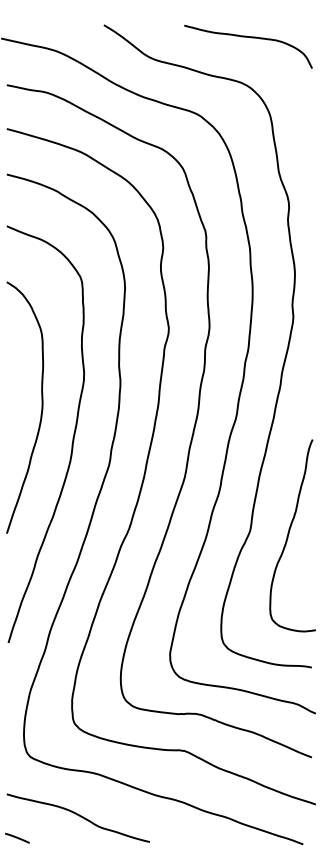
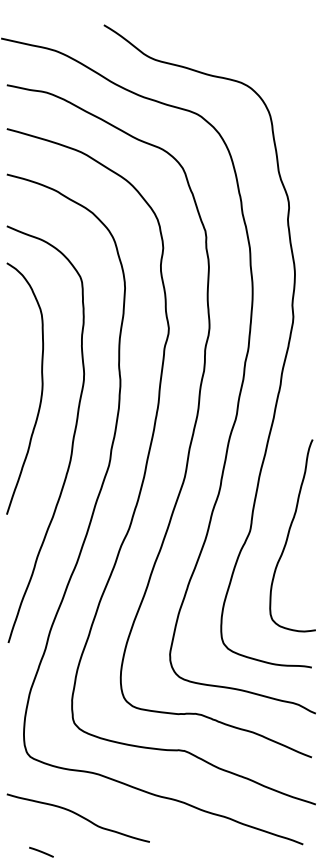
curve: present -> none (250, 38)
curve position: (41, 407) -> (41, 388) (41, 388)
line position: (17, 837) -> (41, 851) (41, 851)
